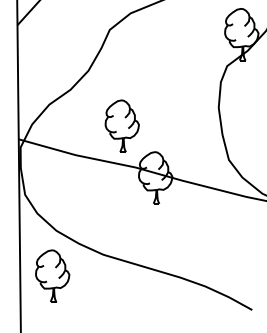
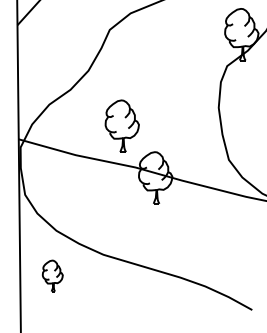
part size: 36x54 px -> 23x34 px (52, 275)
